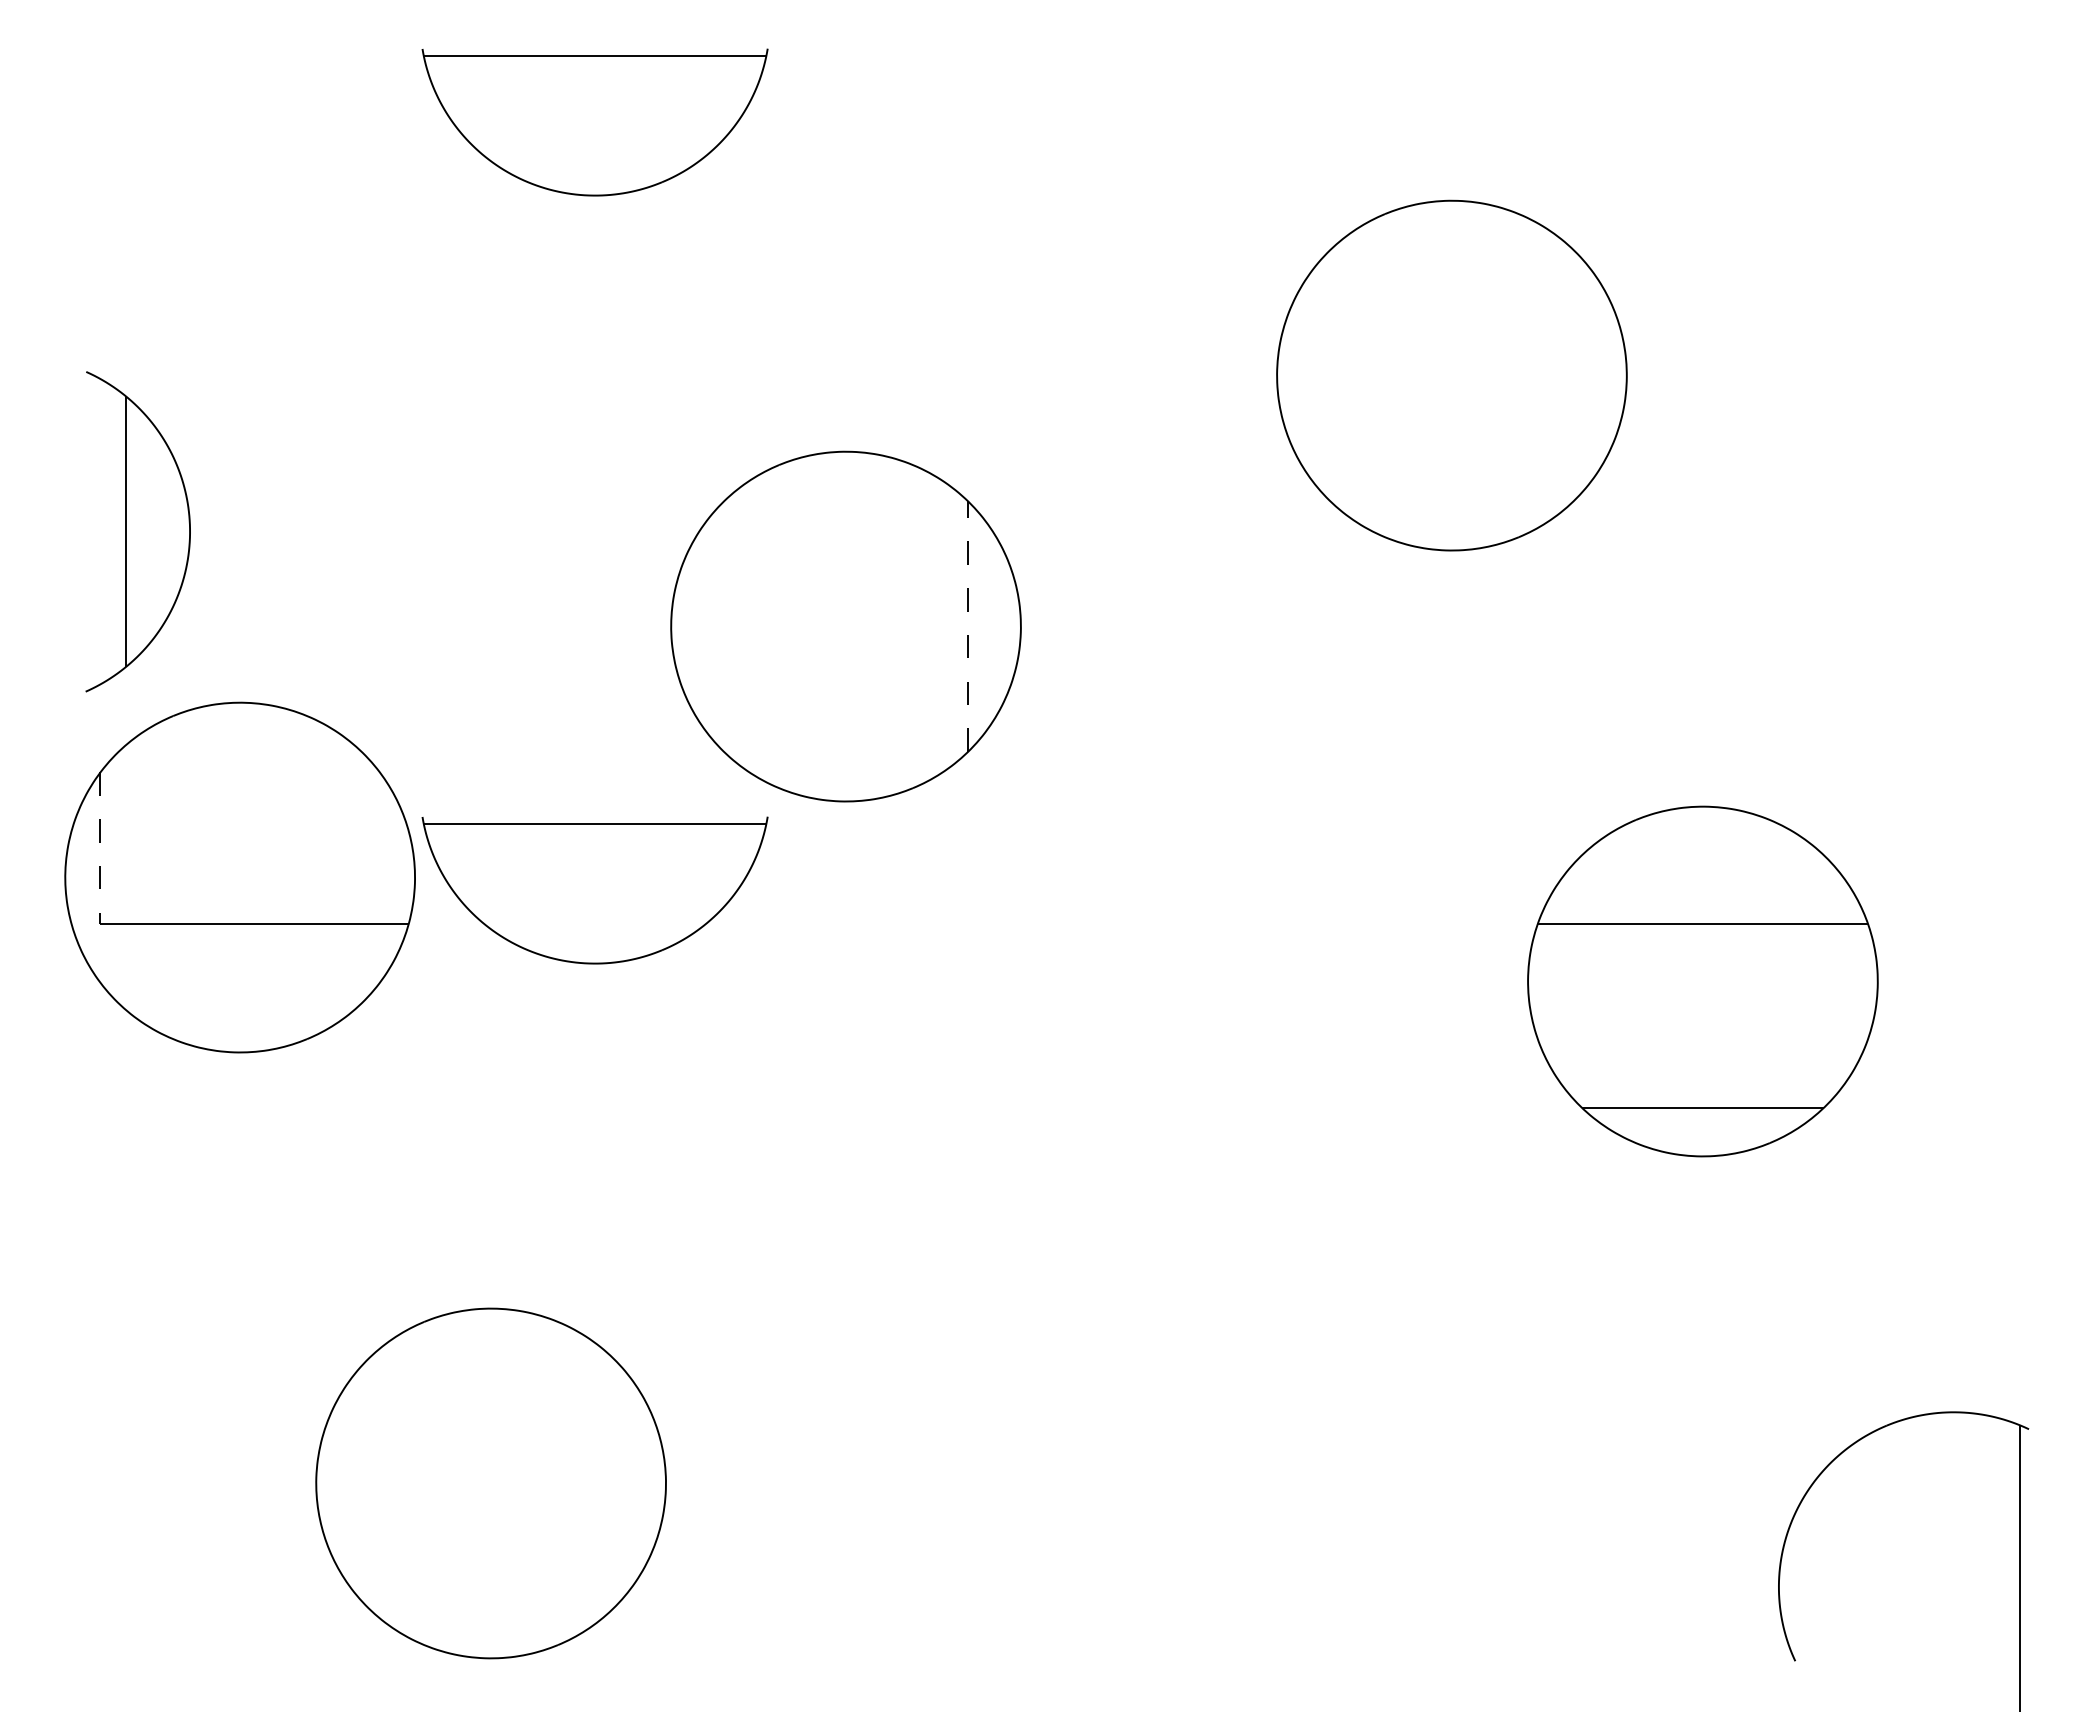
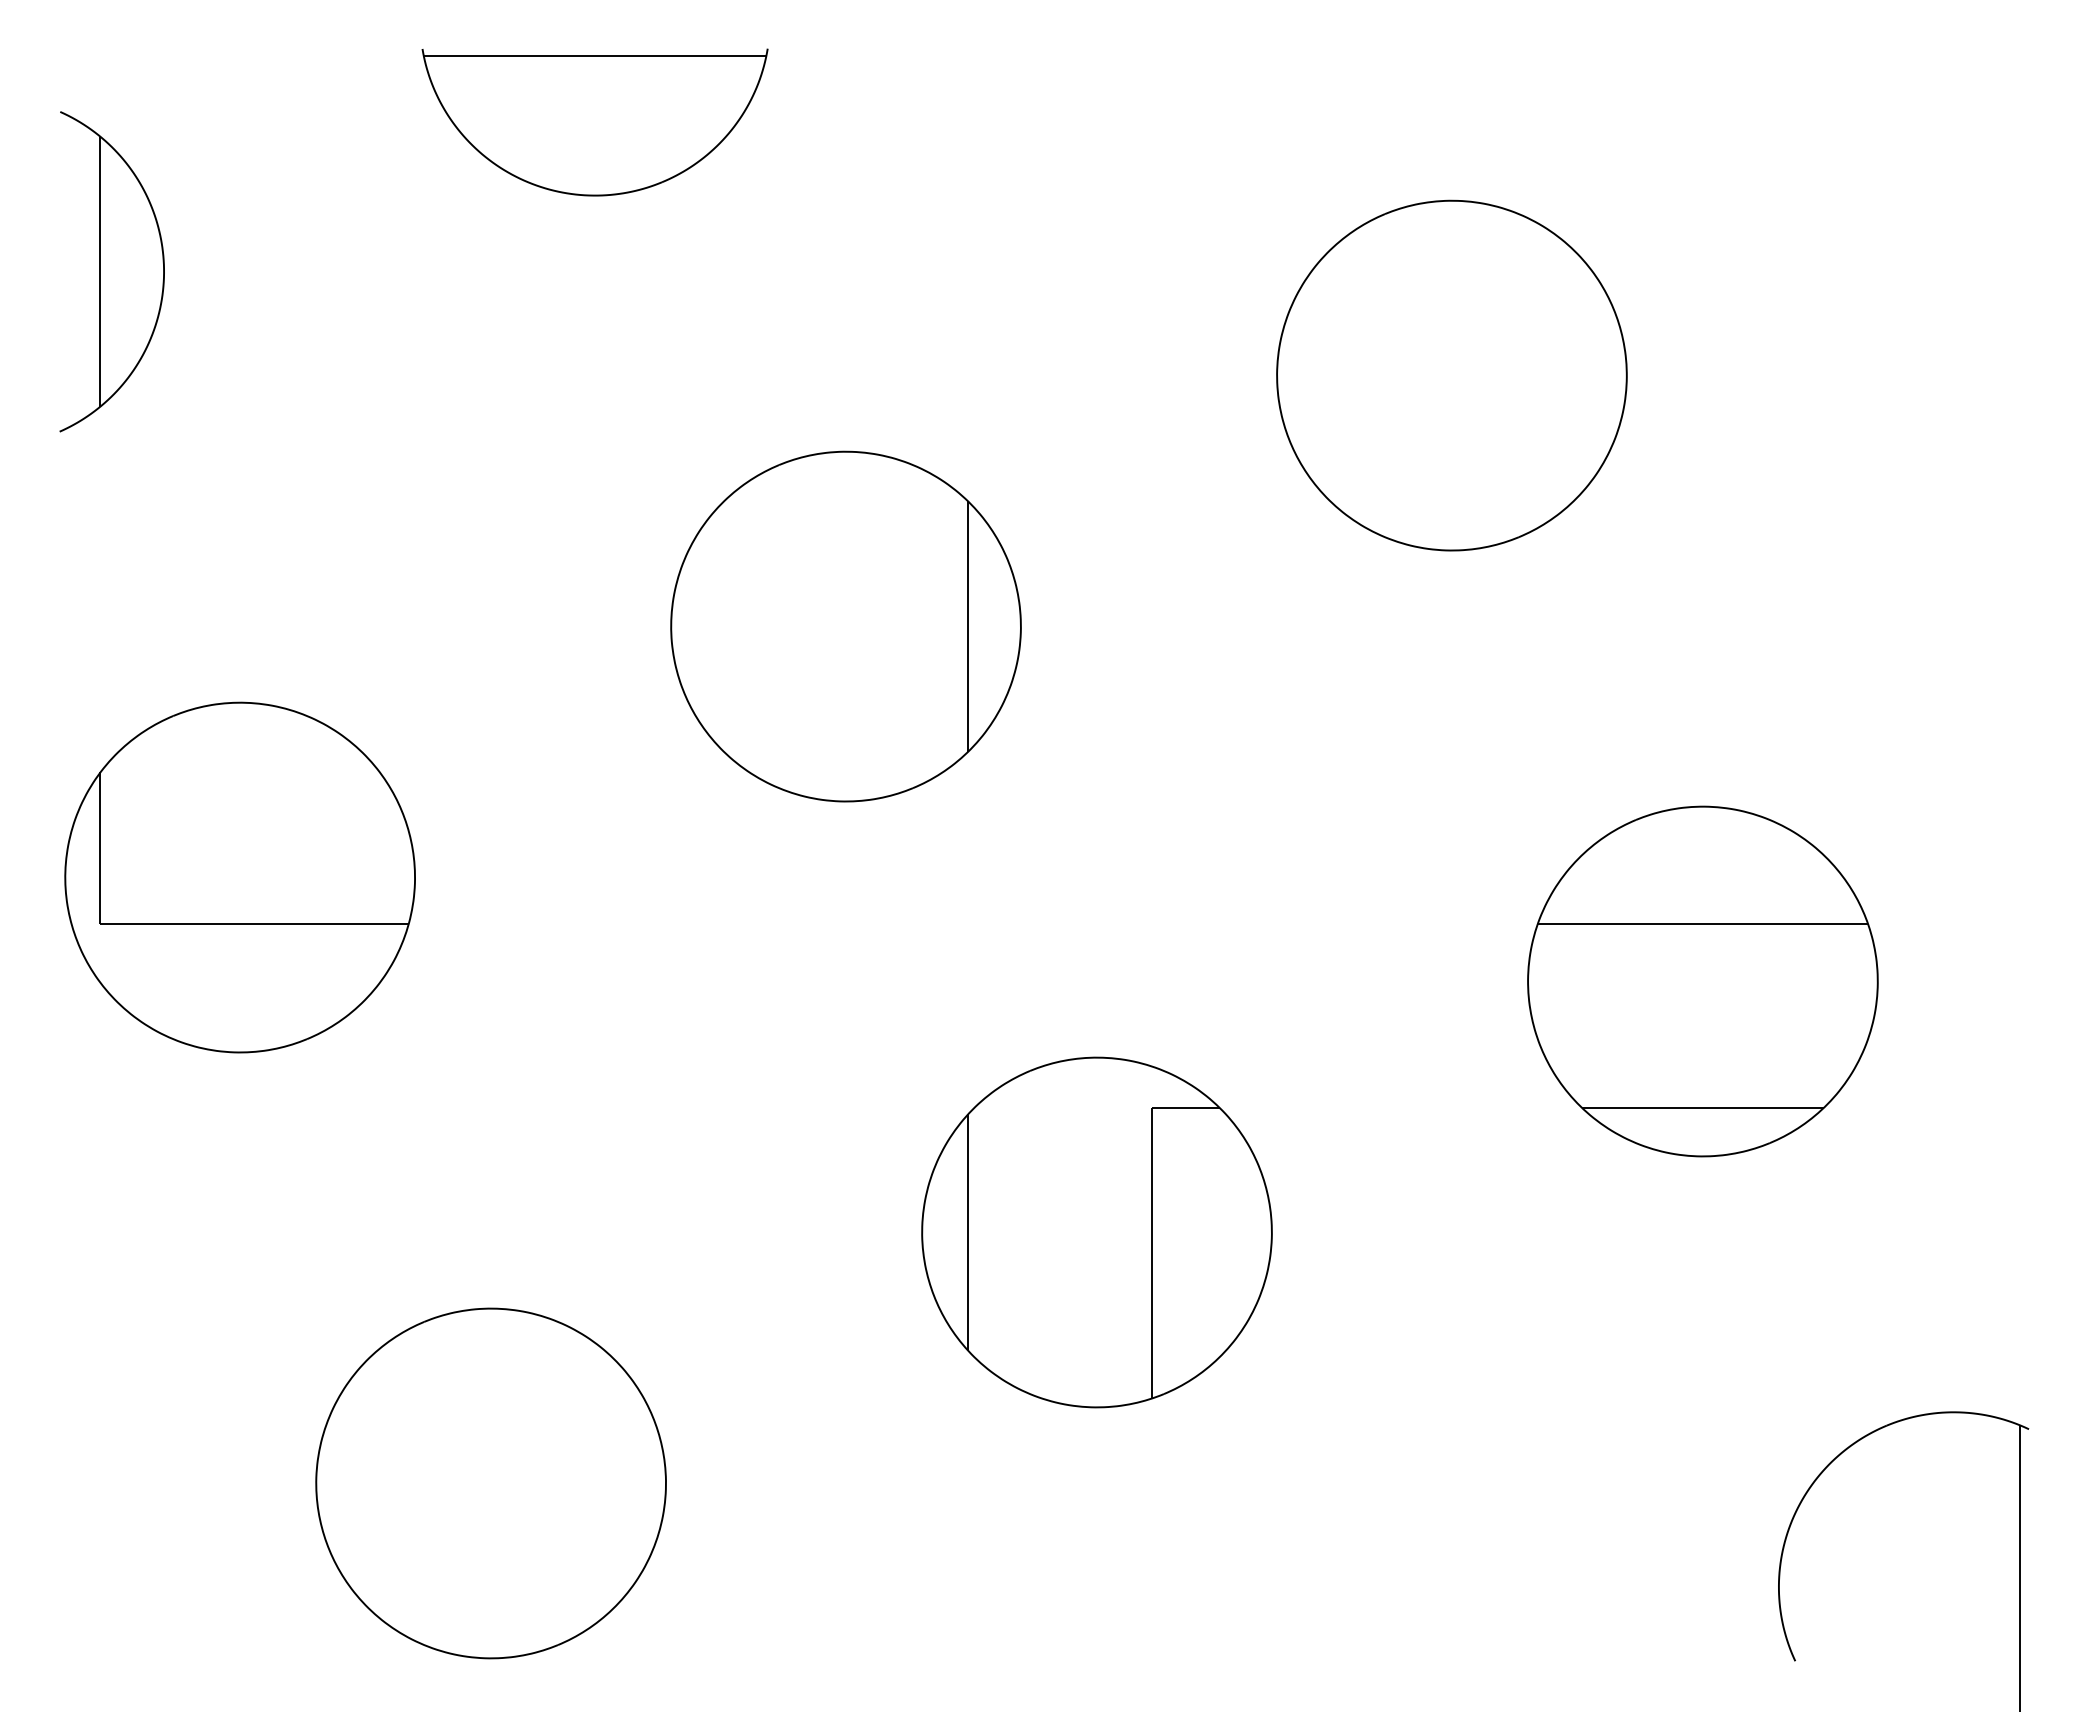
part position: (137, 531) -> (111, 271) (111, 271)
line: dashed -> solid (968, 626)
line: dashed -> solid (100, 848)
part: present -> none (594, 890)
part: none -> present (1096, 1232)
